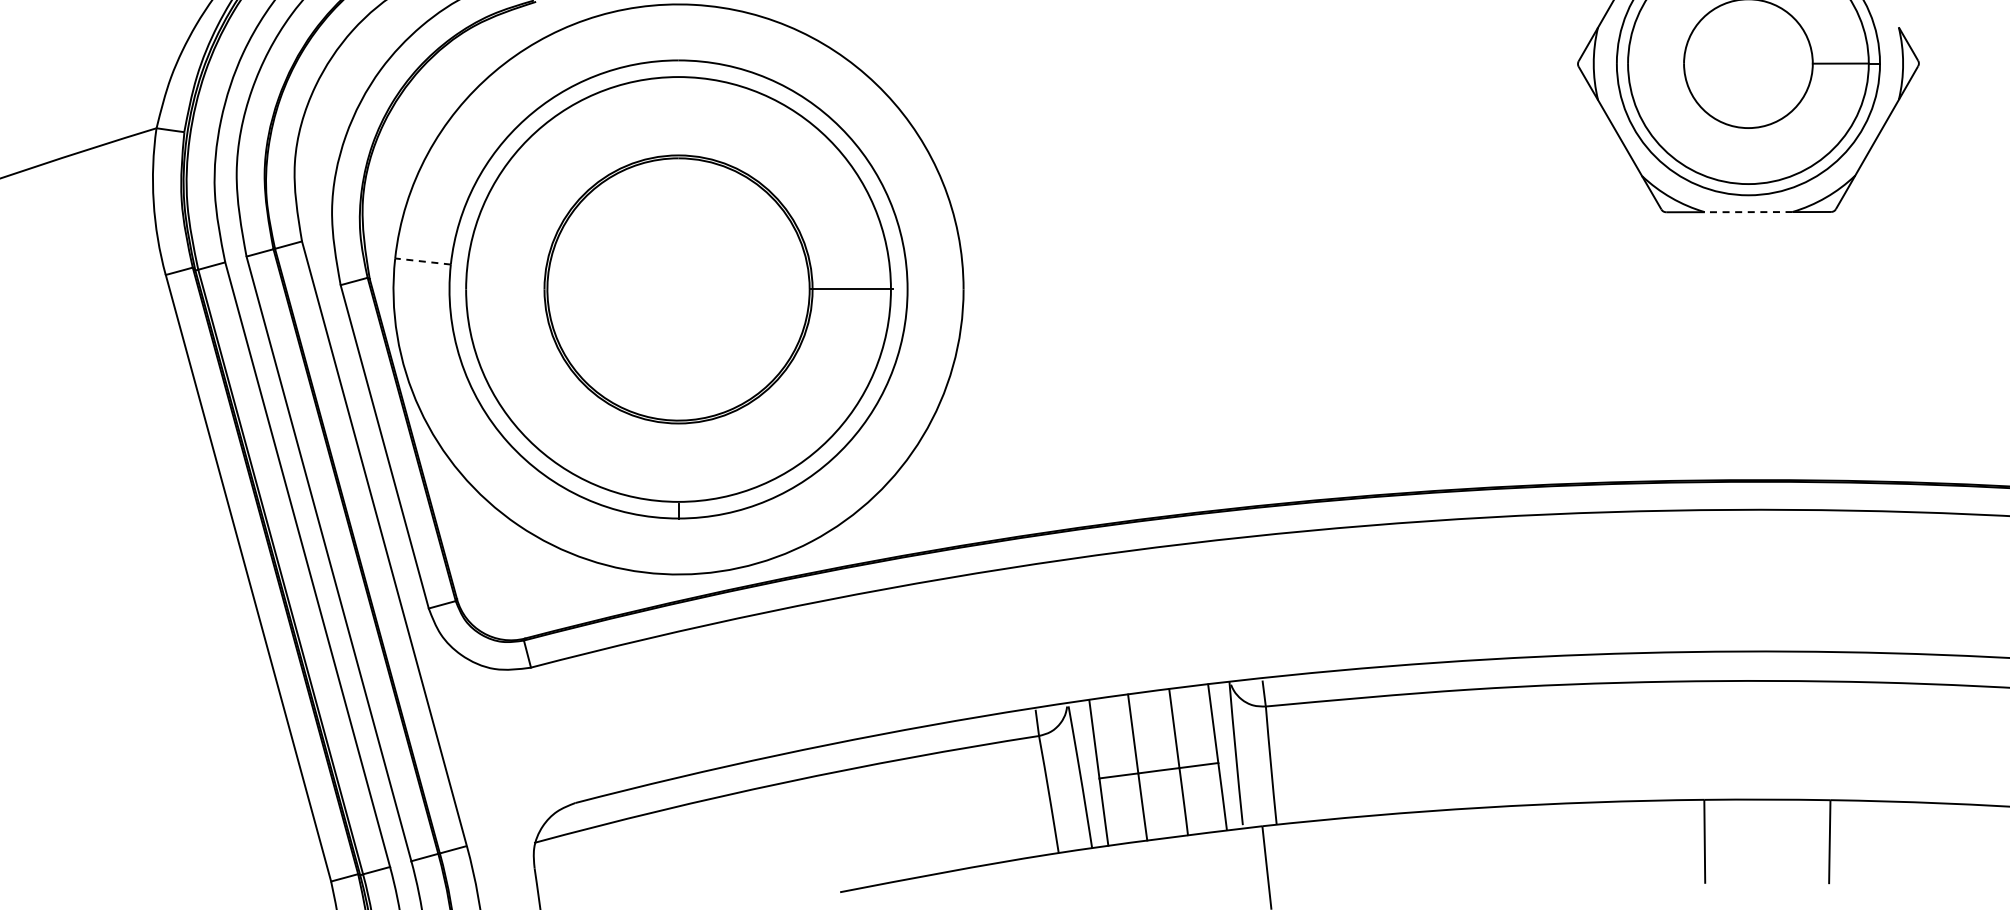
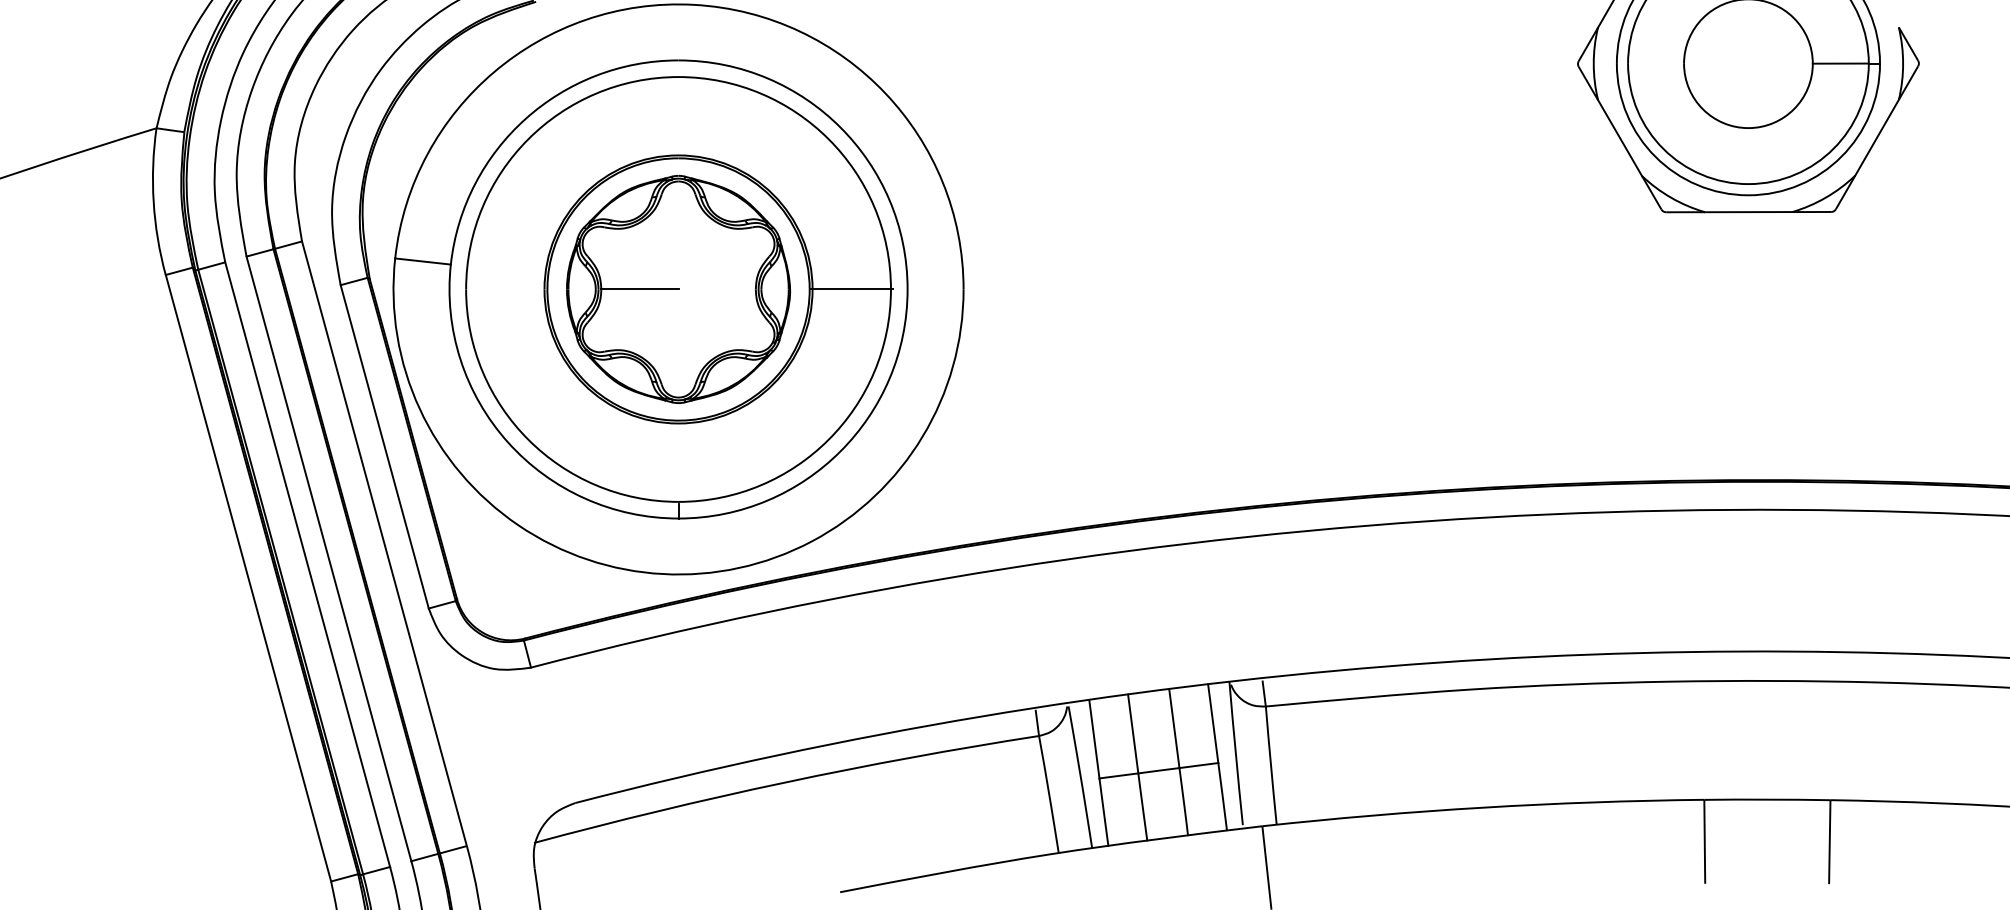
line: dashed -> solid (1748, 212)
line: dashed -> solid (423, 261)
part: none -> present (678, 288)
